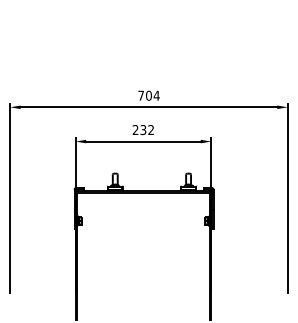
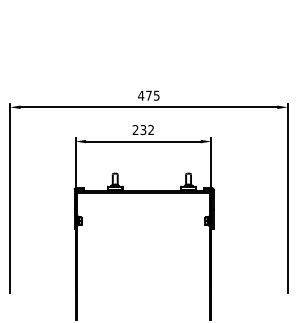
text: 704 -> 475 (148, 95)
